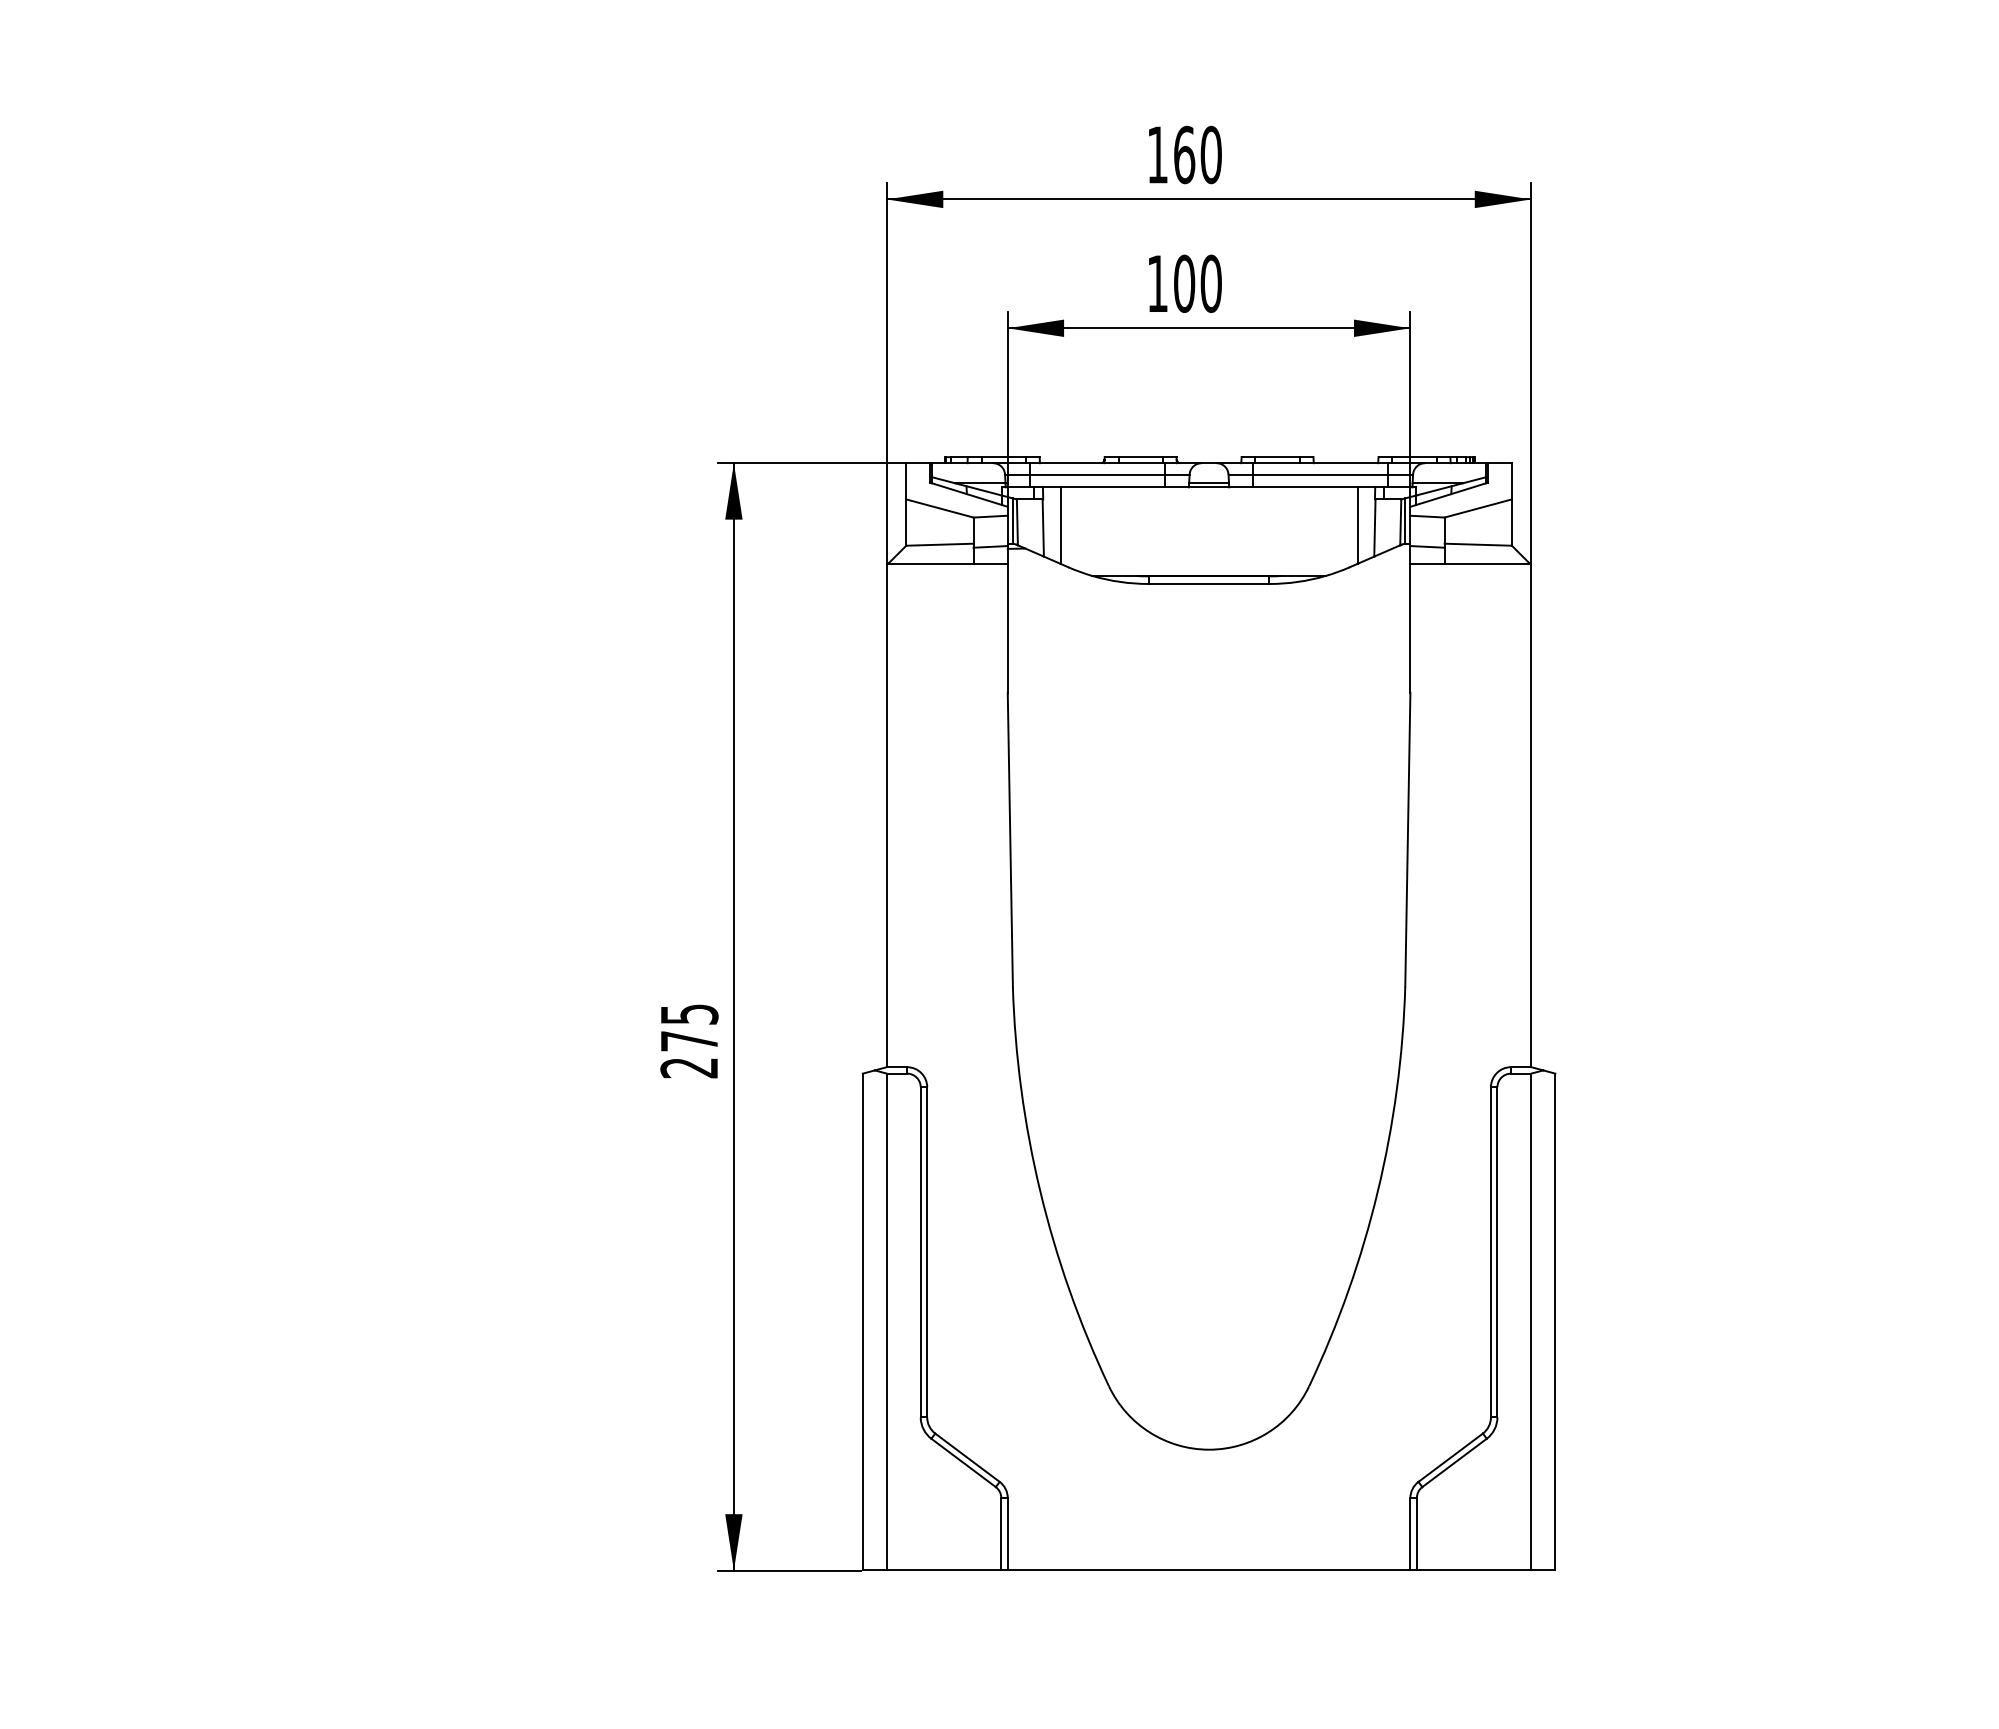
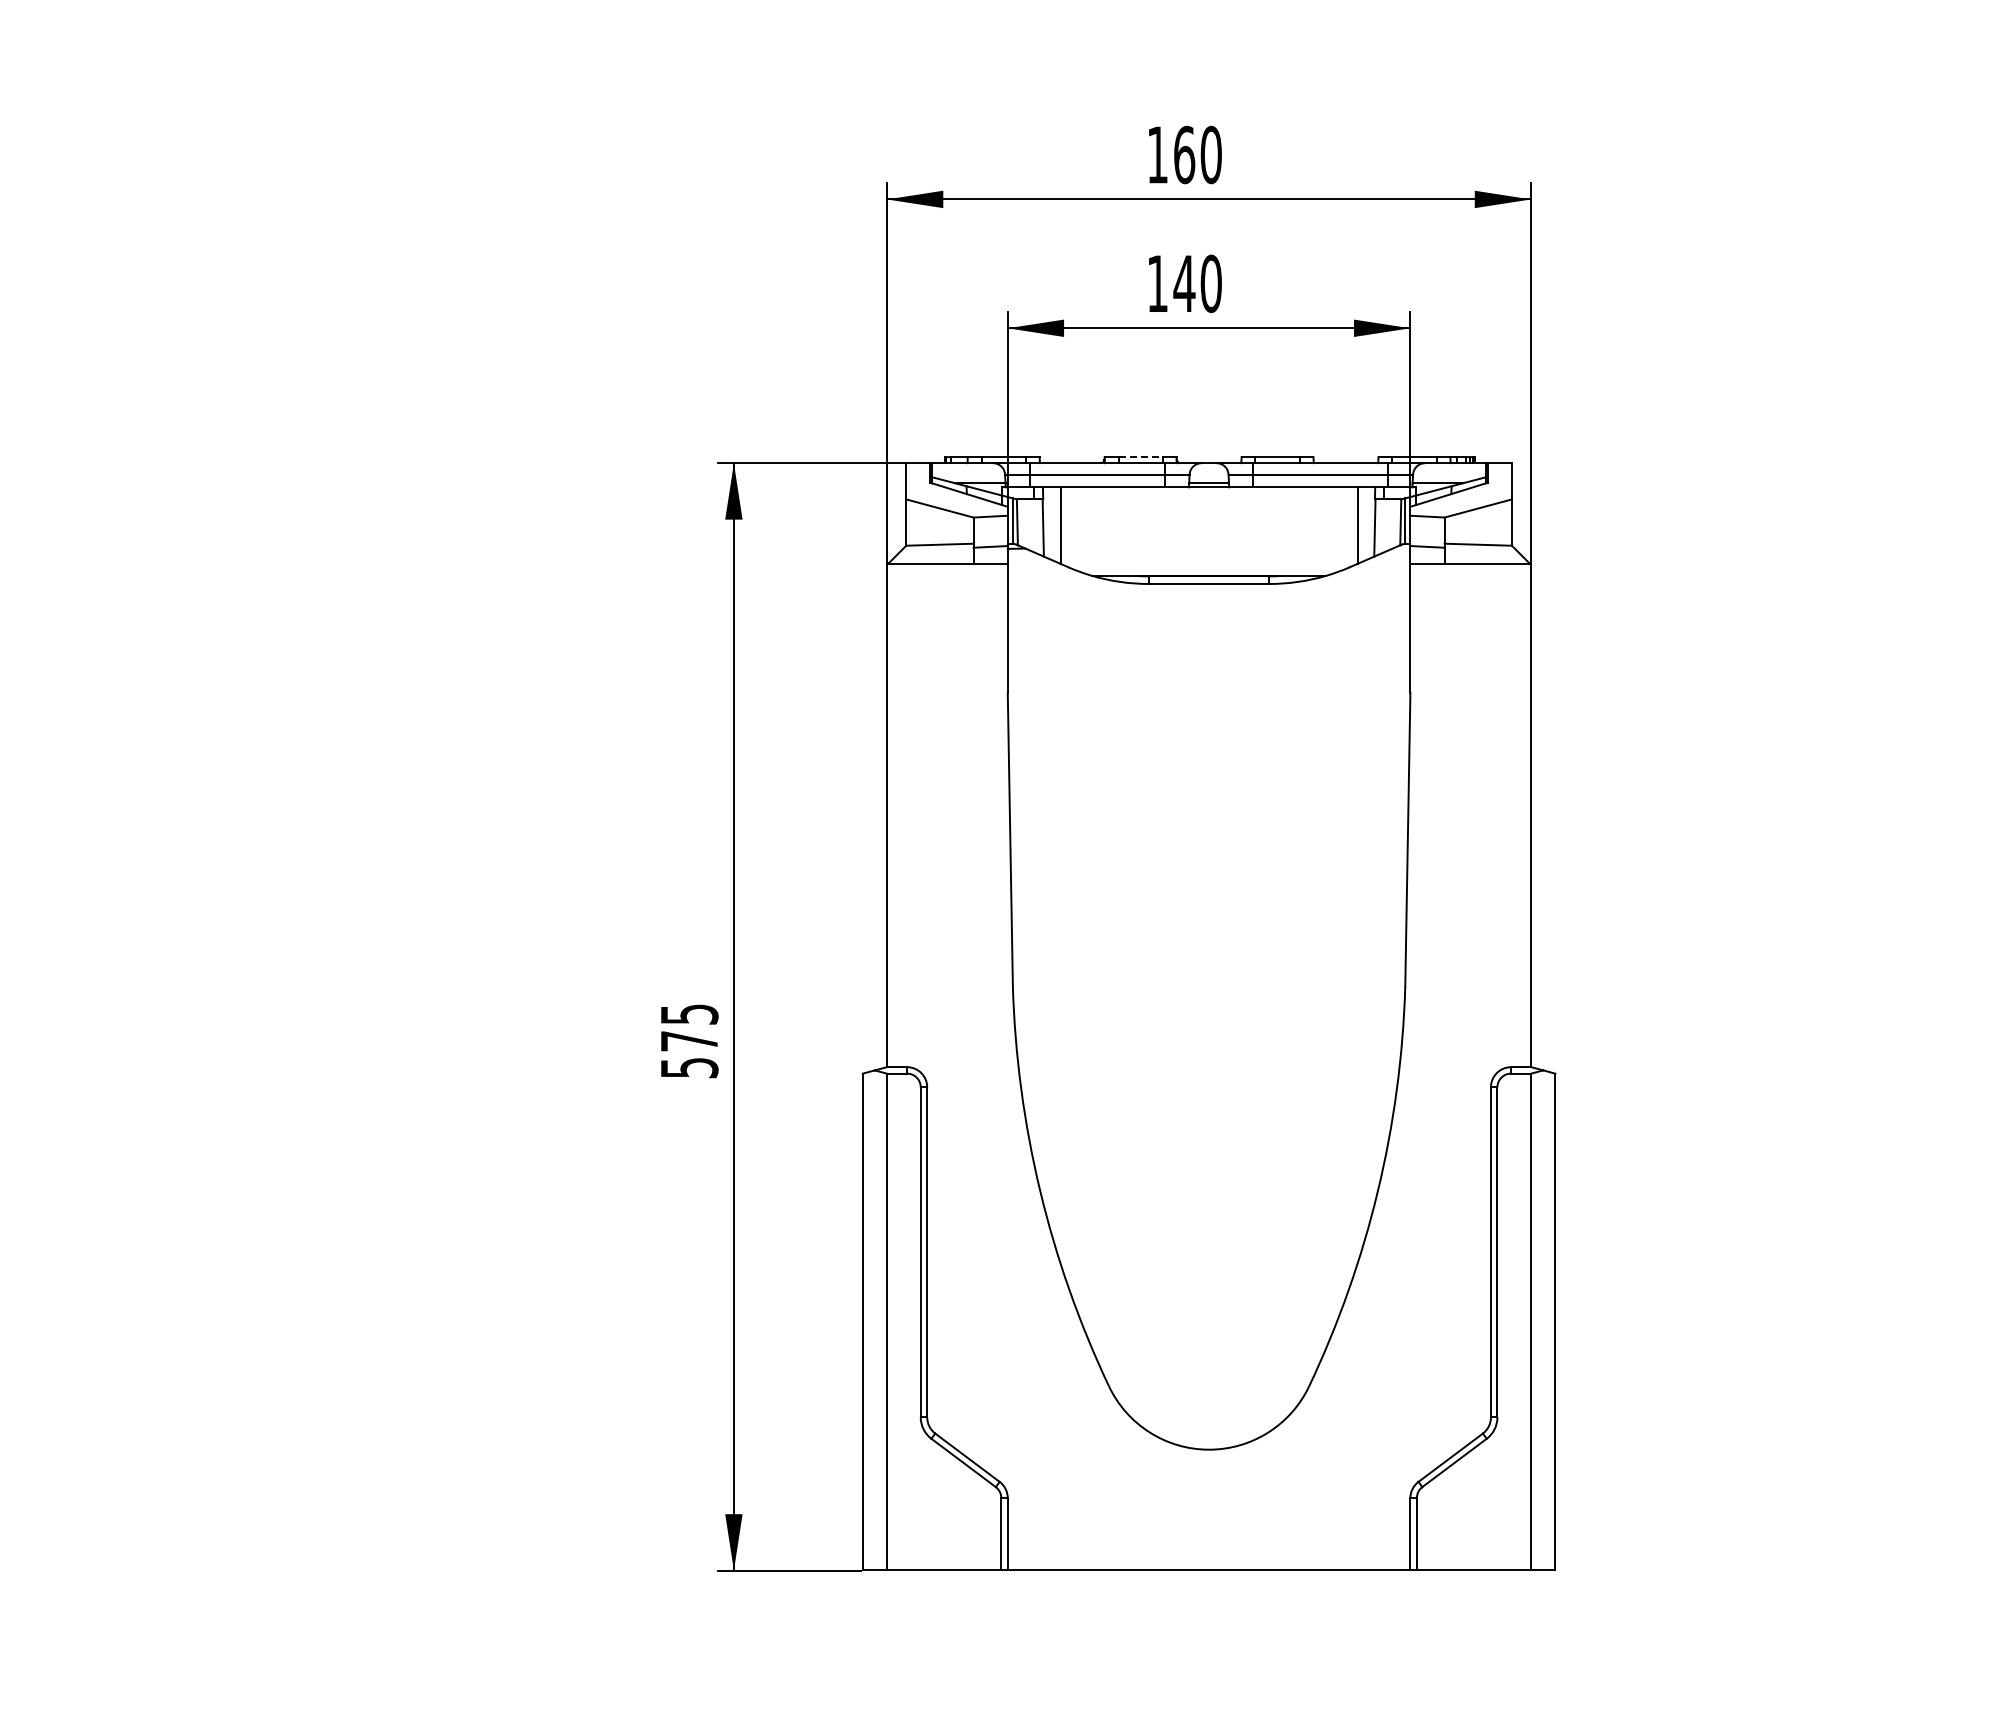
text: 100 -> 140 (1184, 283)
line: solid -> dashed (1141, 457)
text: 275 -> 575 (689, 1068)
